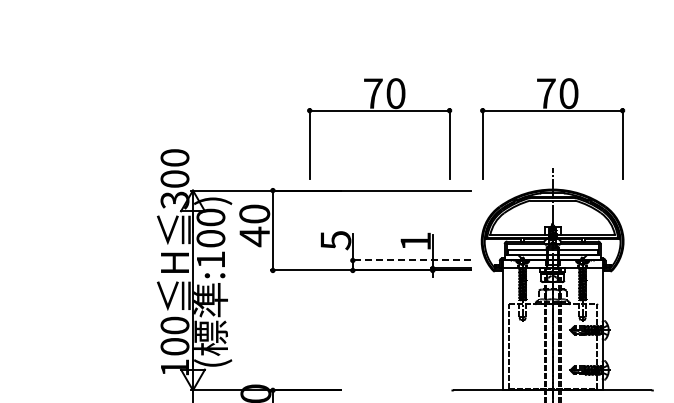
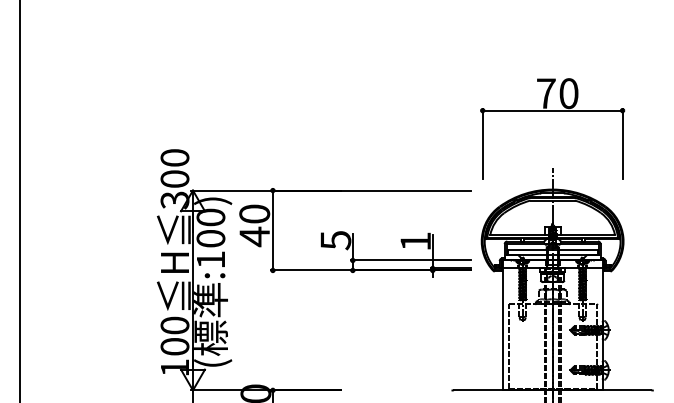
part: present -> none (379, 111)
line: none -> present (20, 200)
line: dashed -> solid (410, 260)
